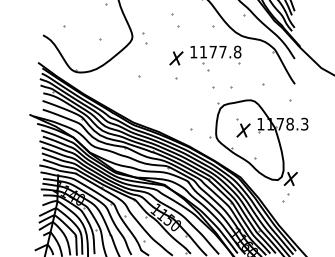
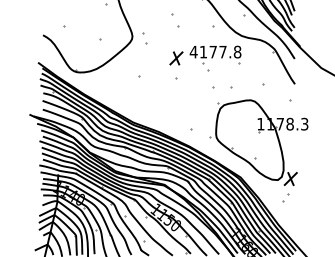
text: 1177.8 -> 4177.8 (193, 52)
part: present -> none (243, 127)
